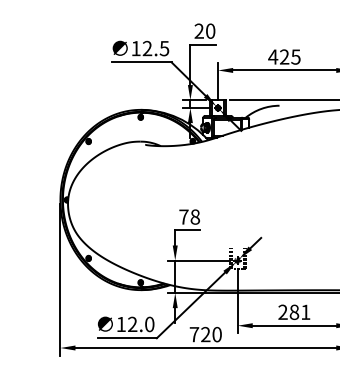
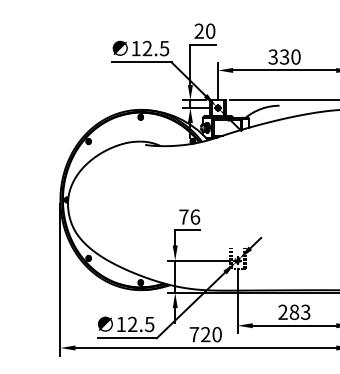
text: 425 -> 330 (284, 56)
text: 78 -> 76 (195, 216)
text: 281 -> 283 (305, 312)
text: 12.0 -> 12.5 (149, 324)
